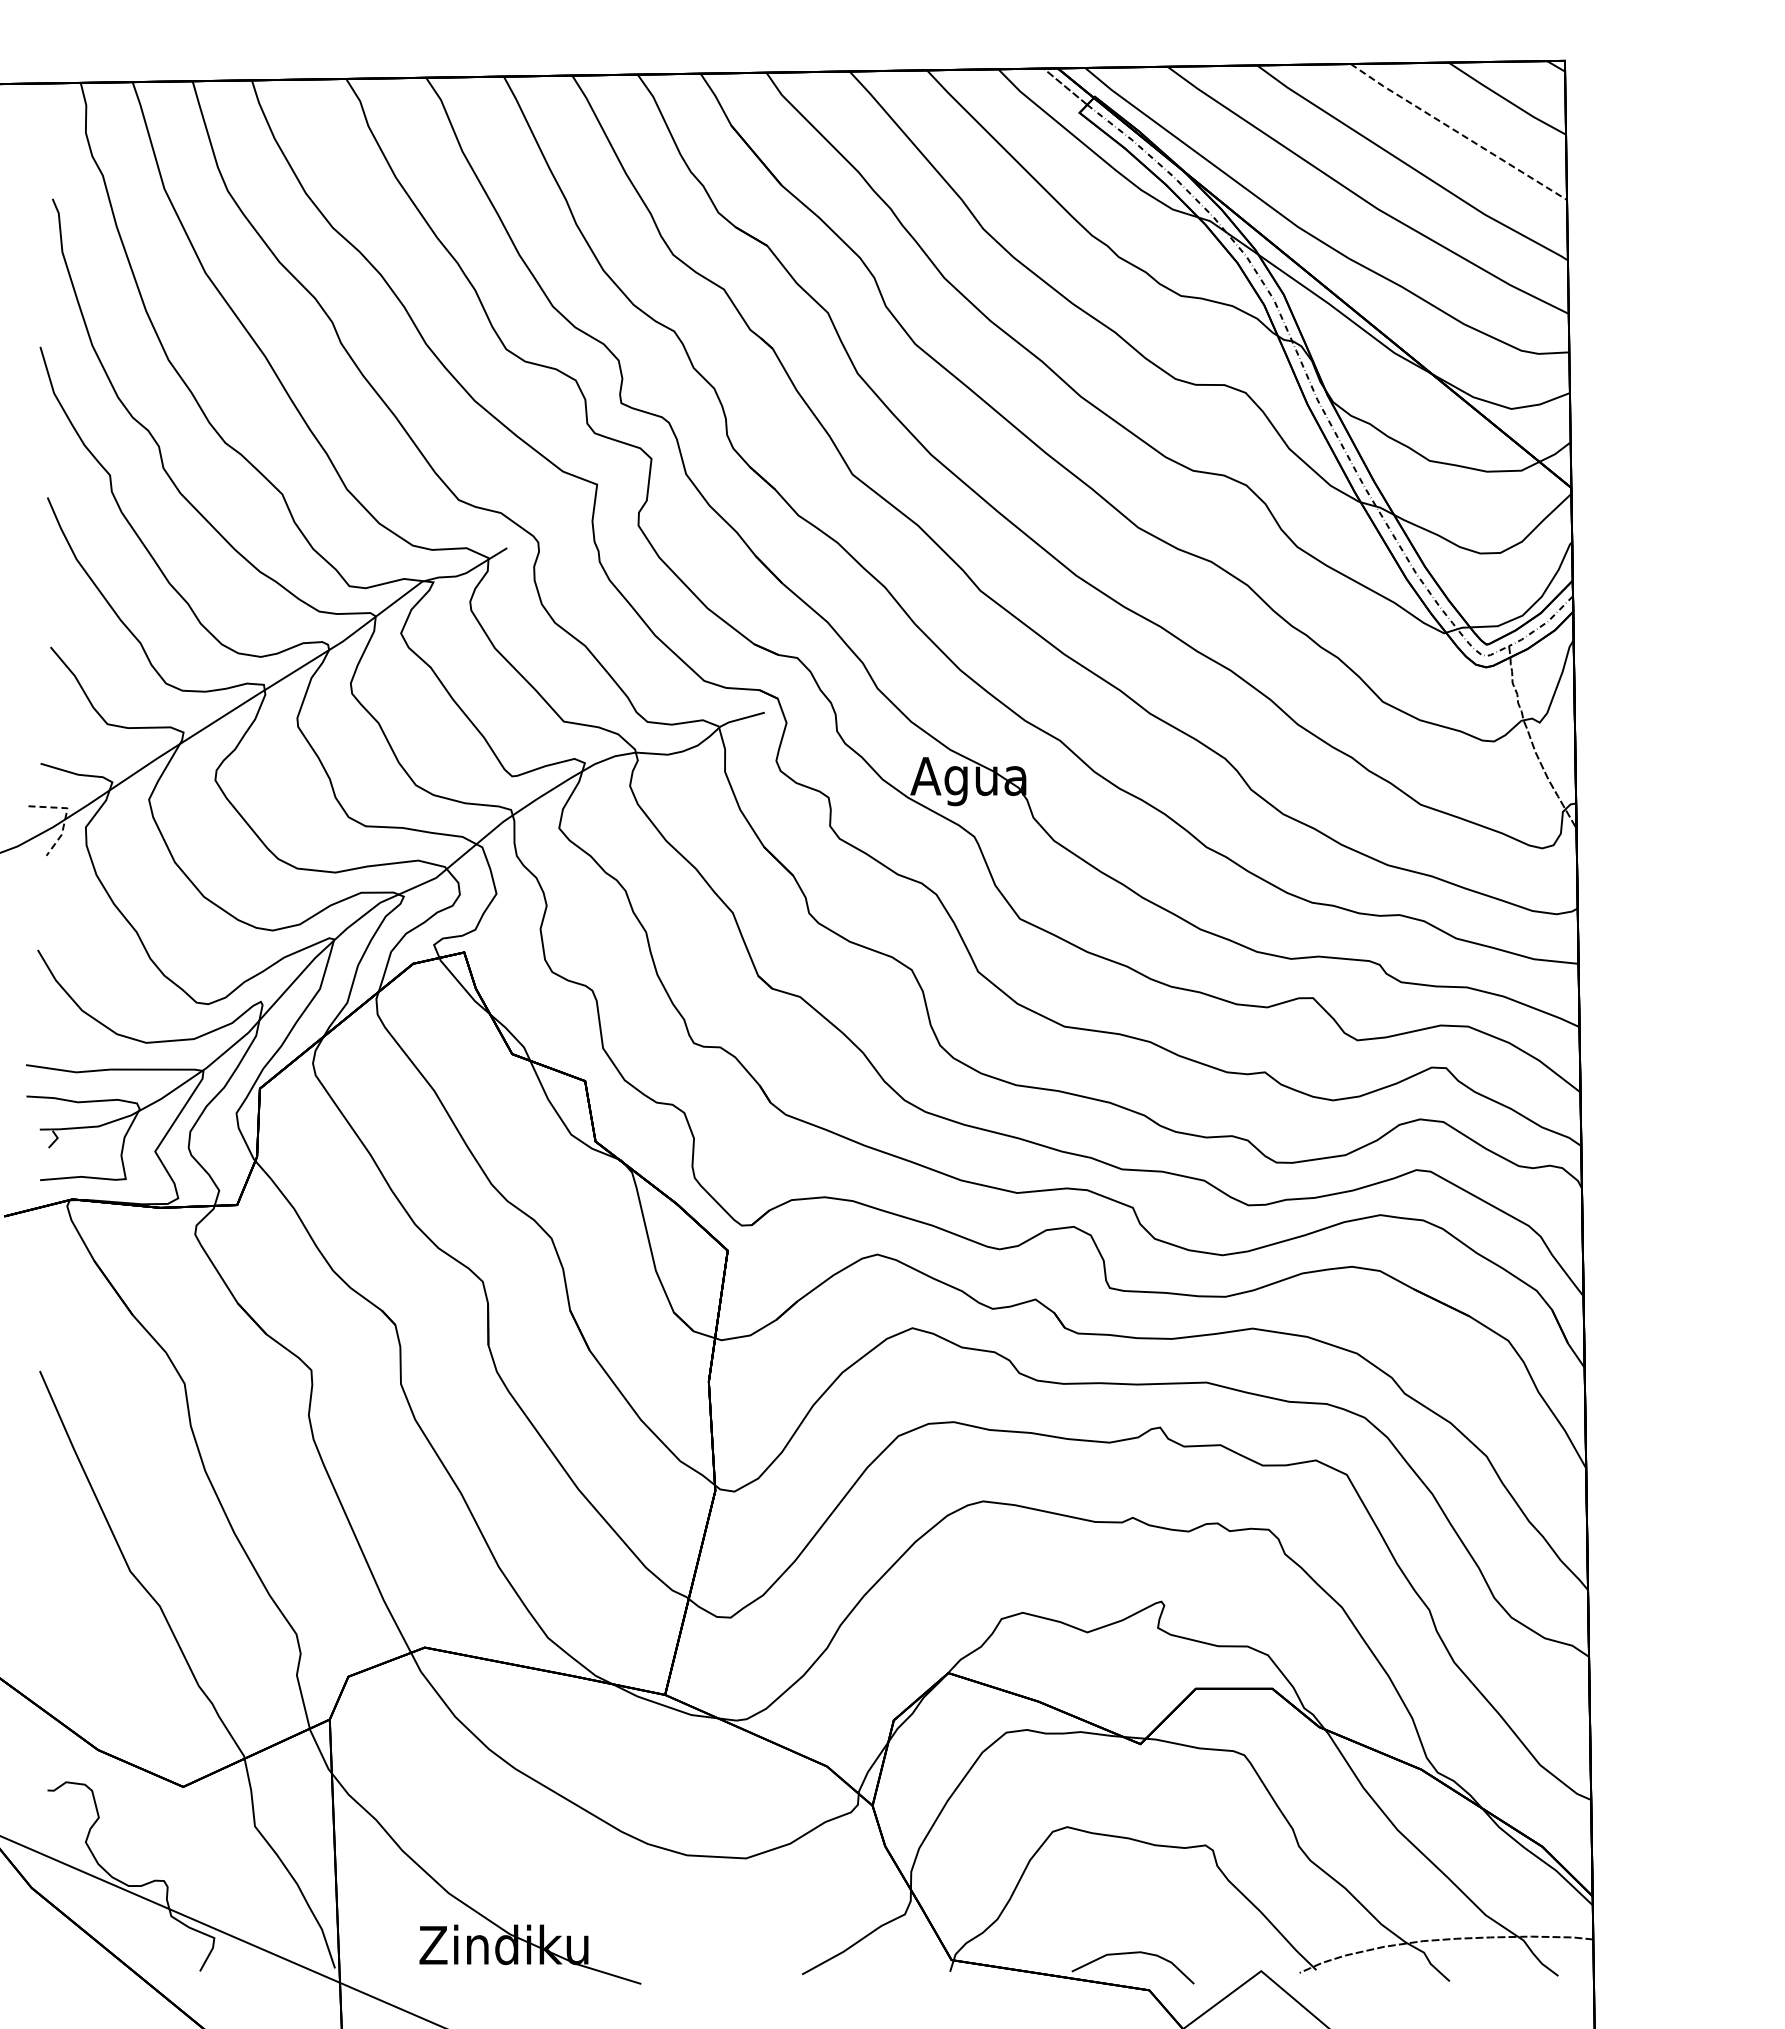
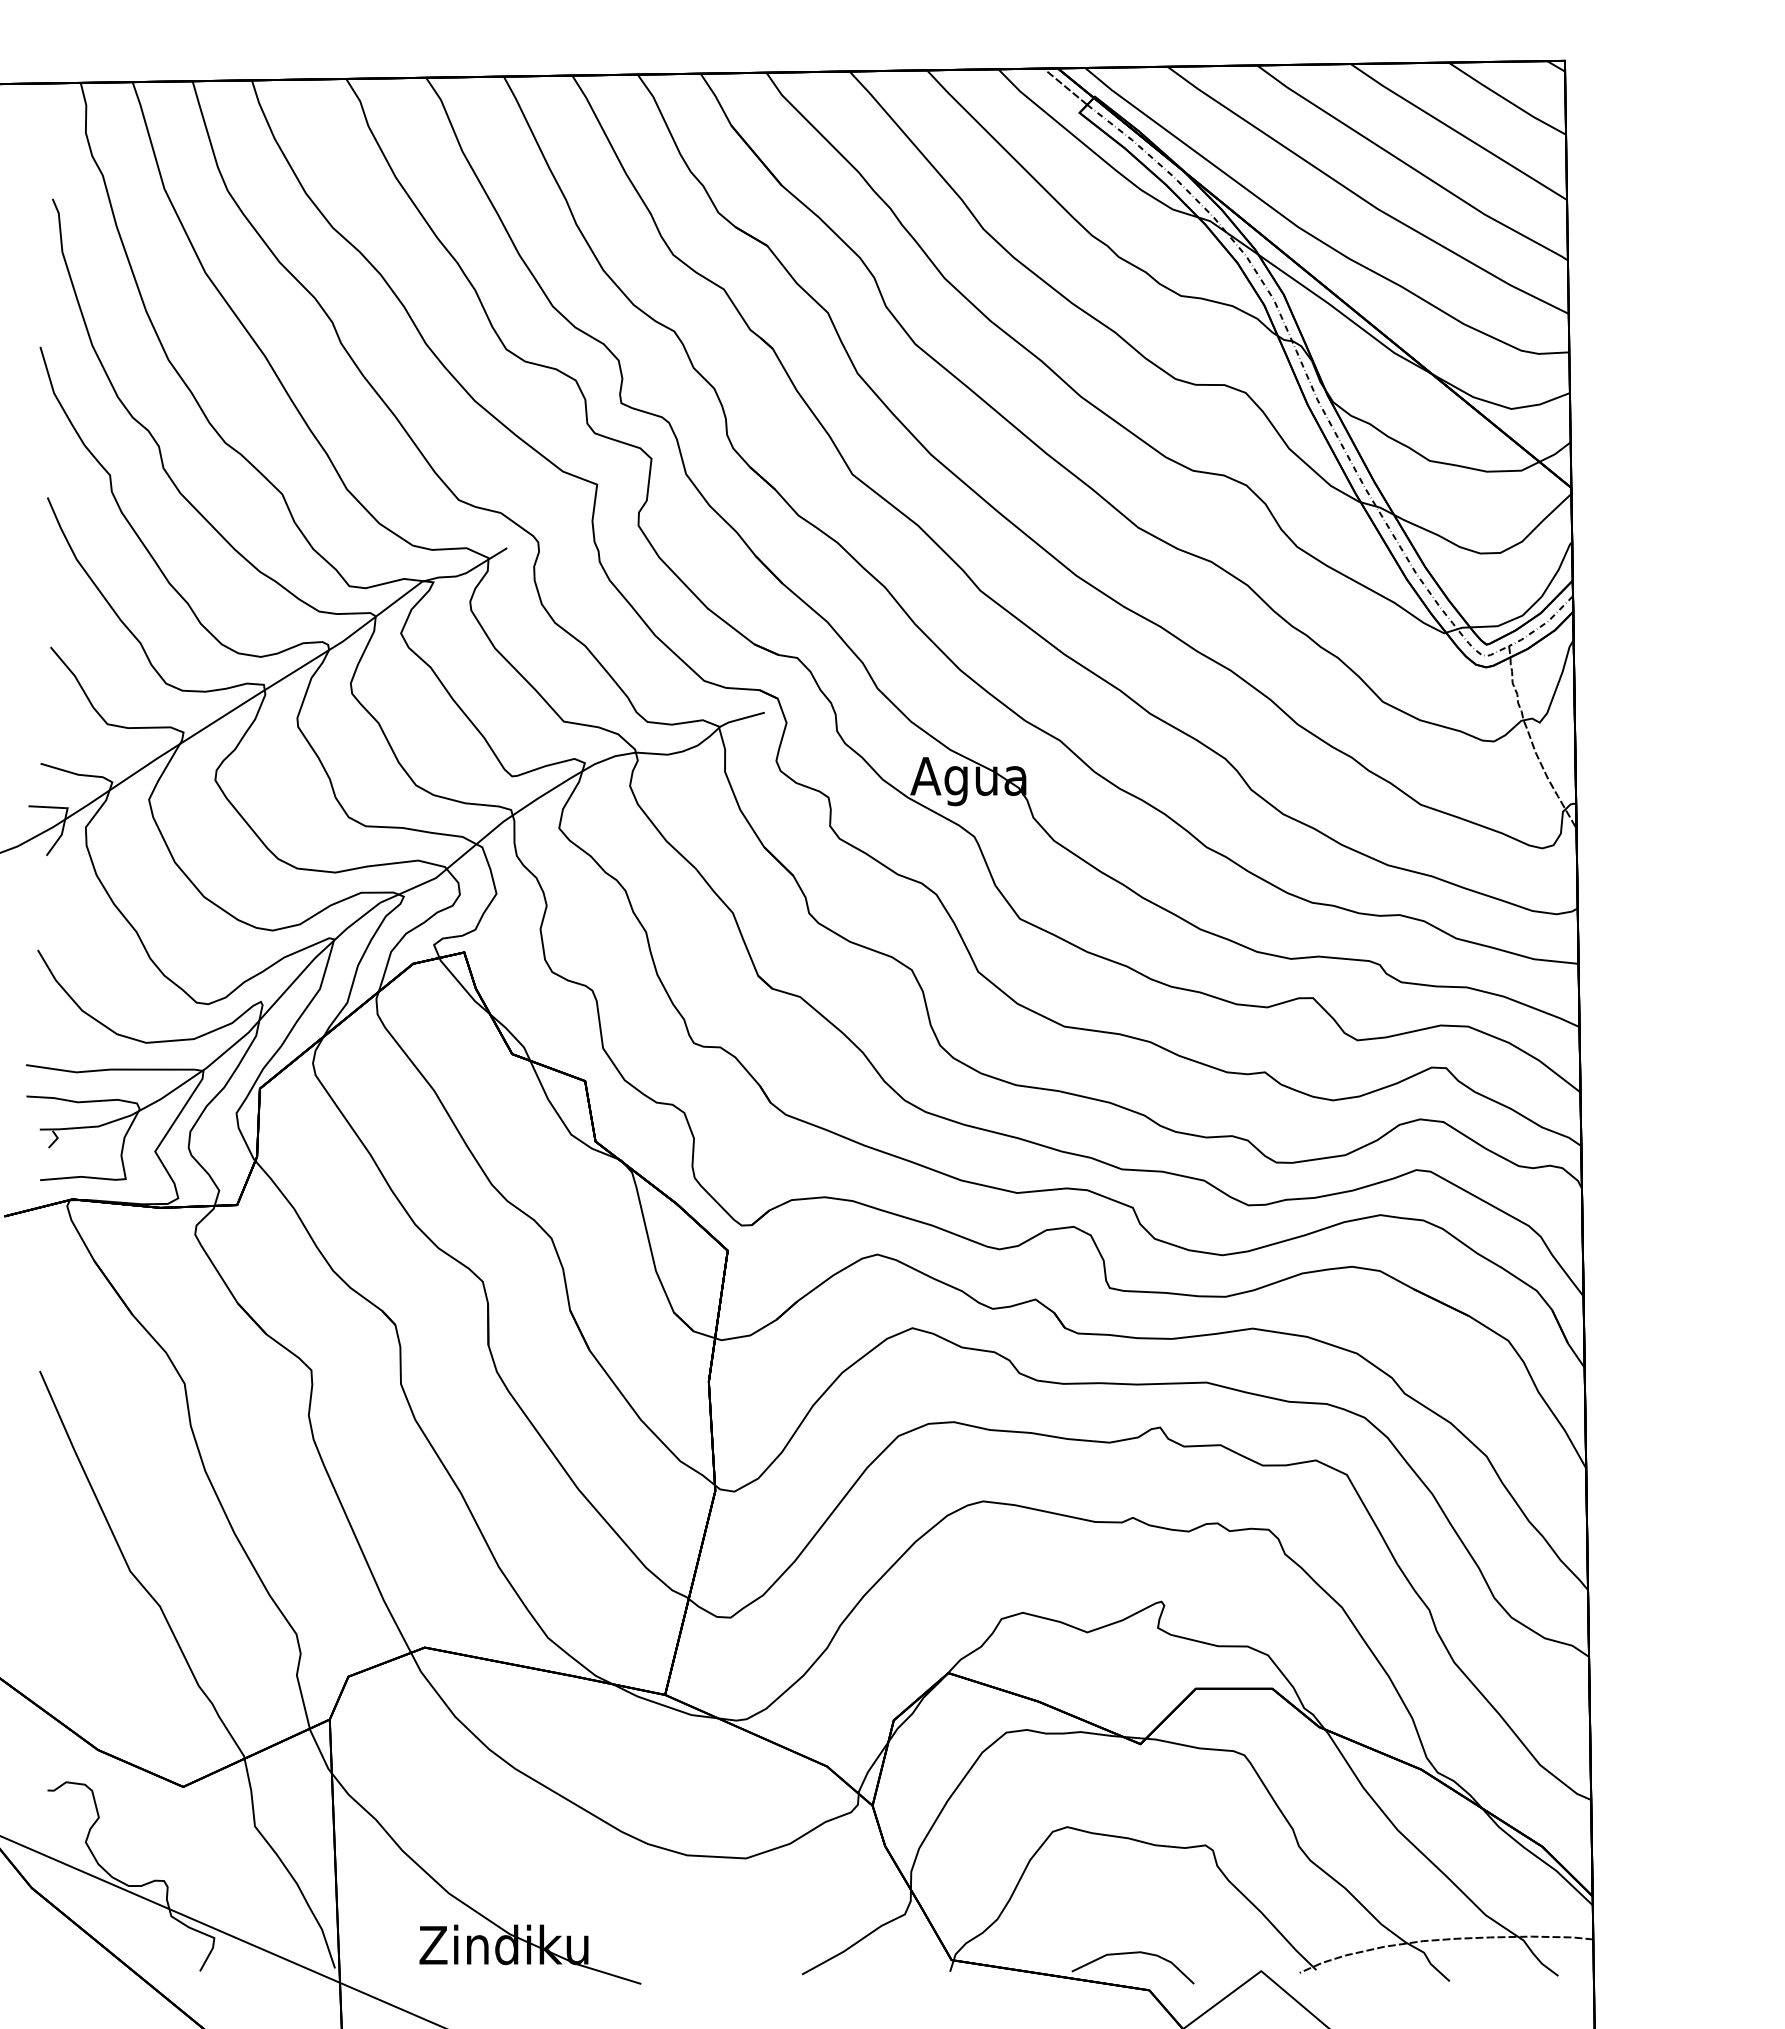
line: dashed -> solid (1457, 132)
line: dashed -> solid (65, 815)
